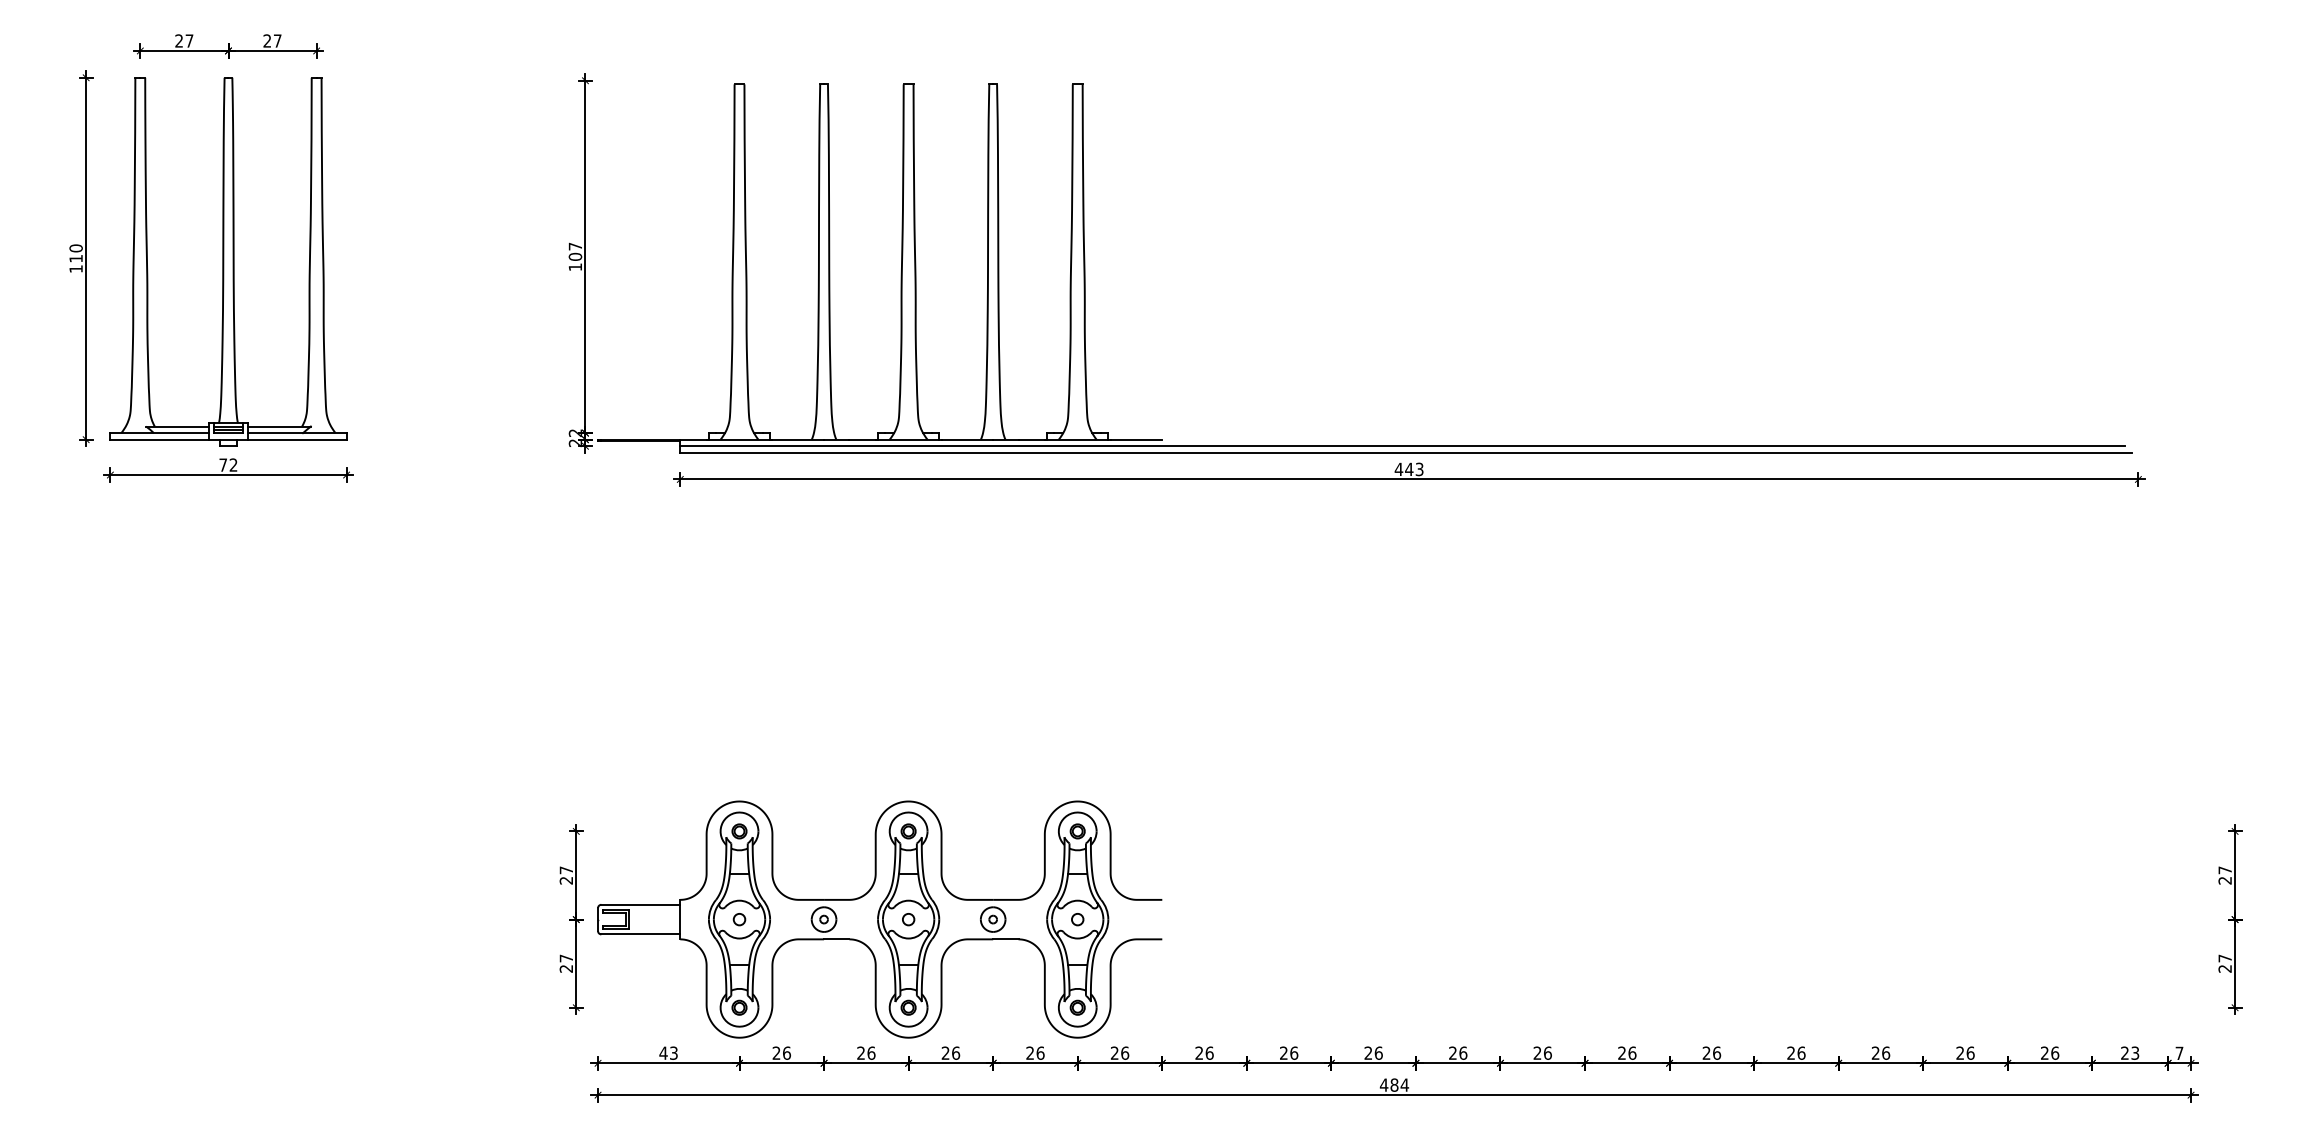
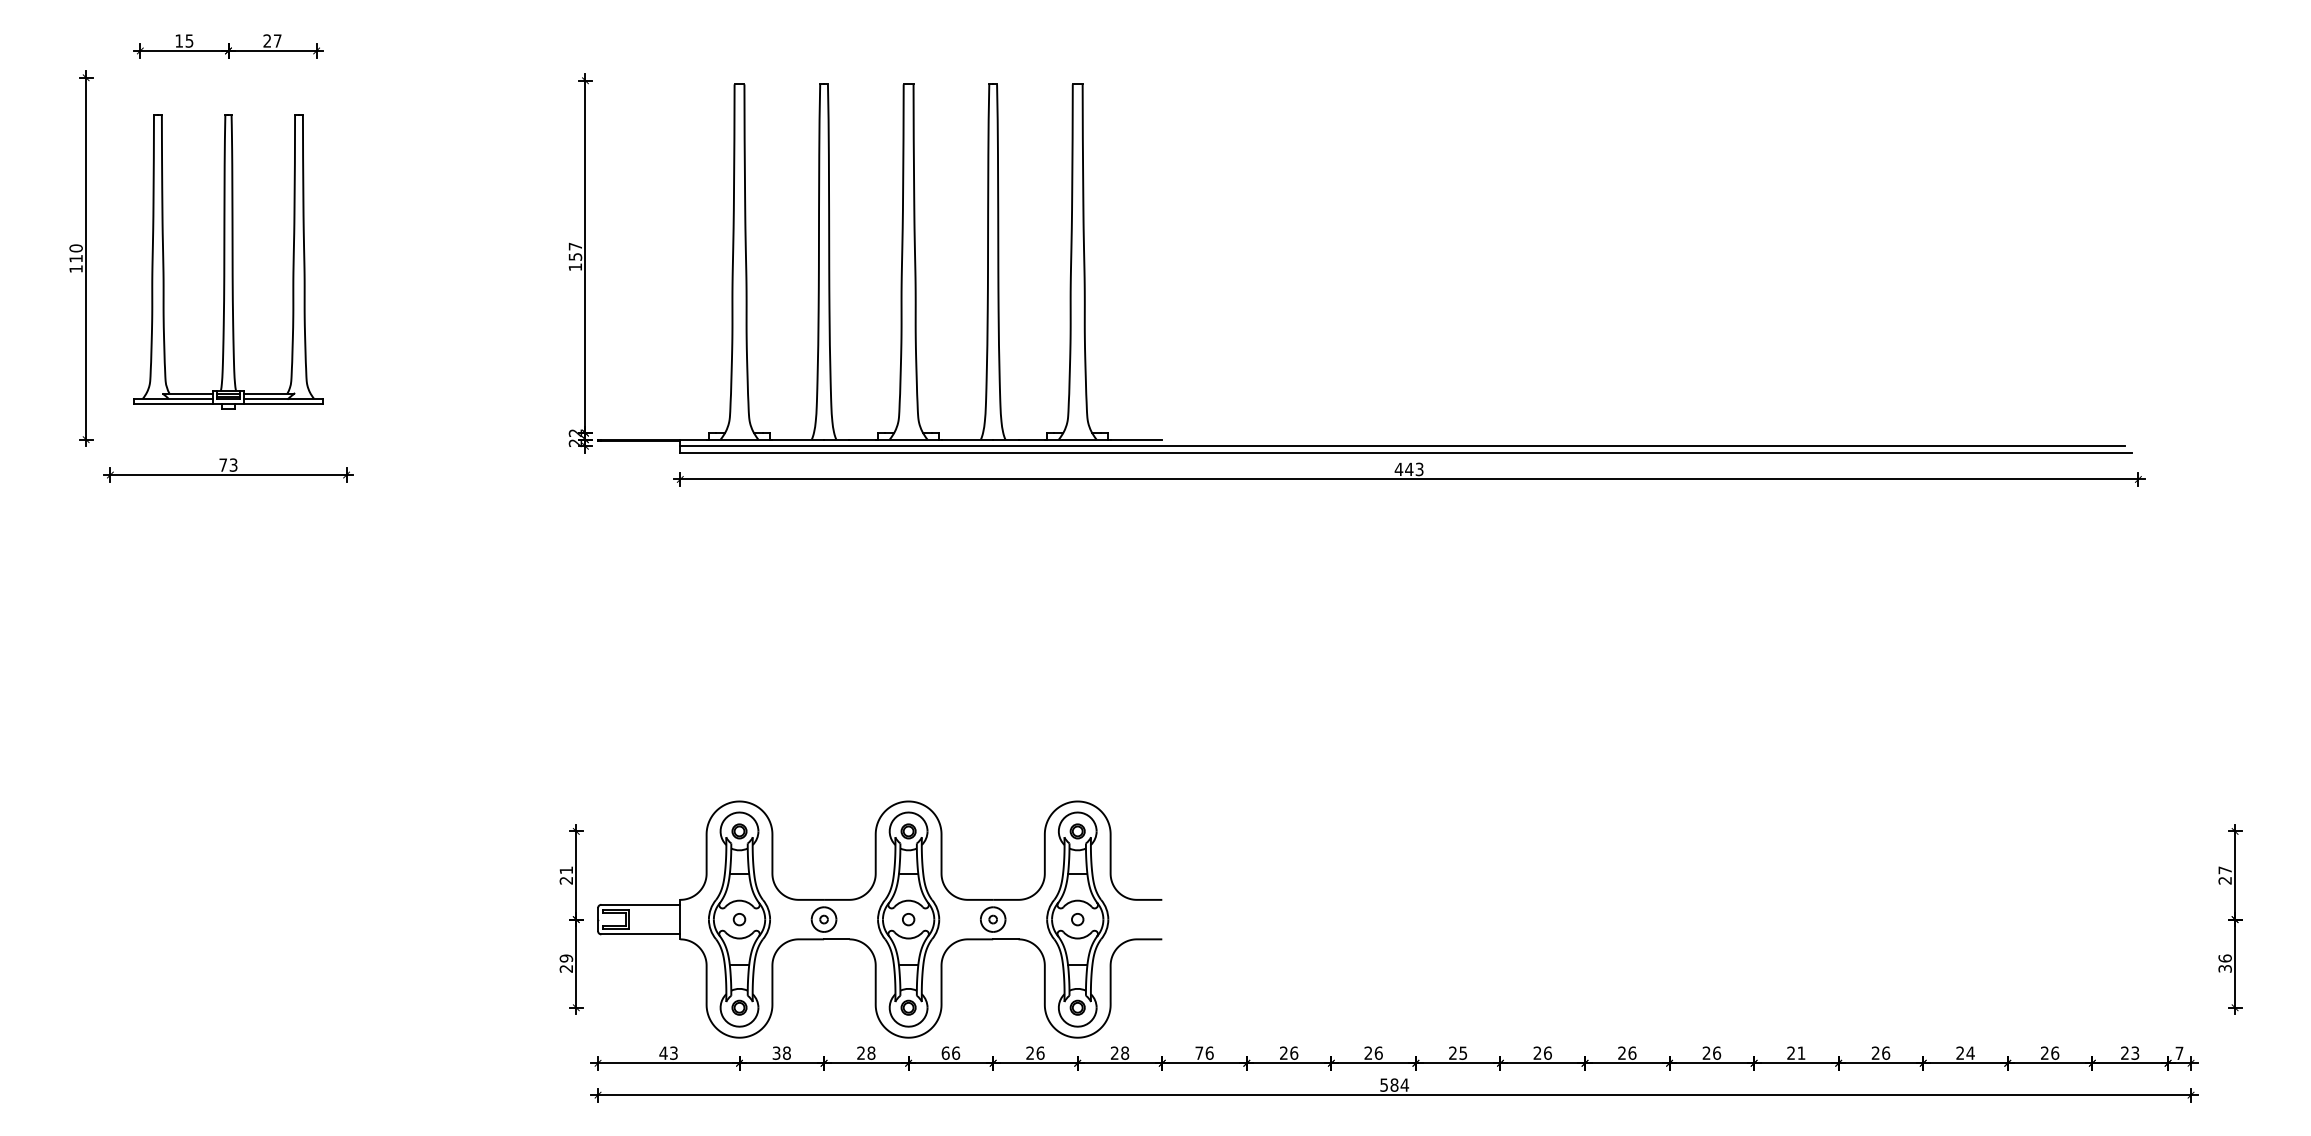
text: 27 -> 15 (184, 40)
text: 107 -> 157 (575, 256)
part size: 239x370 px -> 191x296 px (228, 261)
text: 72 -> 73 (233, 464)
text: 27 -> 21 (565, 870)
text: 27 -> 29 (566, 958)
text: 27 -> 36 (2224, 963)
text: 26 -> 38 (781, 1052)
text: 26 -> 28 (871, 1052)
text: 26 -> 66 (945, 1052)
text: 26 -> 28 (1125, 1052)
text: 26 -> 76 (1199, 1052)
text: 26 -> 25 (1463, 1052)
text: 26 -> 21 (1801, 1052)
text: 26 -> 24 (1970, 1052)
text: 484 -> 584 (1383, 1084)
